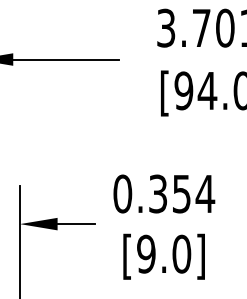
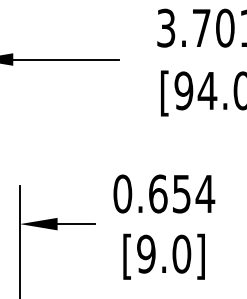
text: 0.354 -> 0.654 (158, 193)
